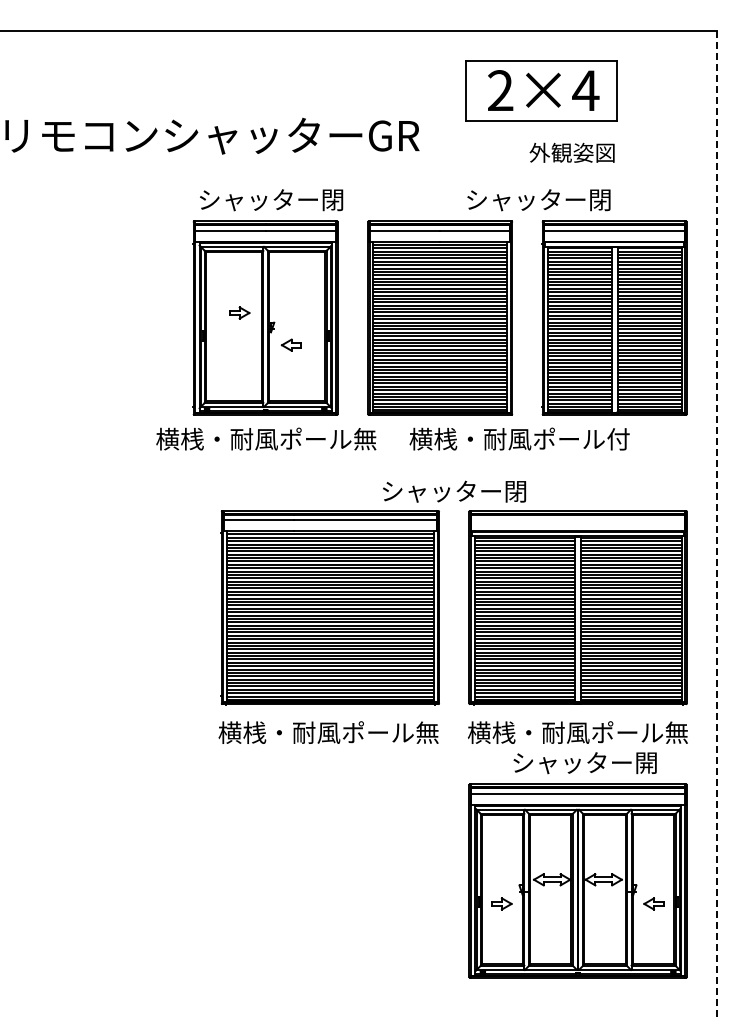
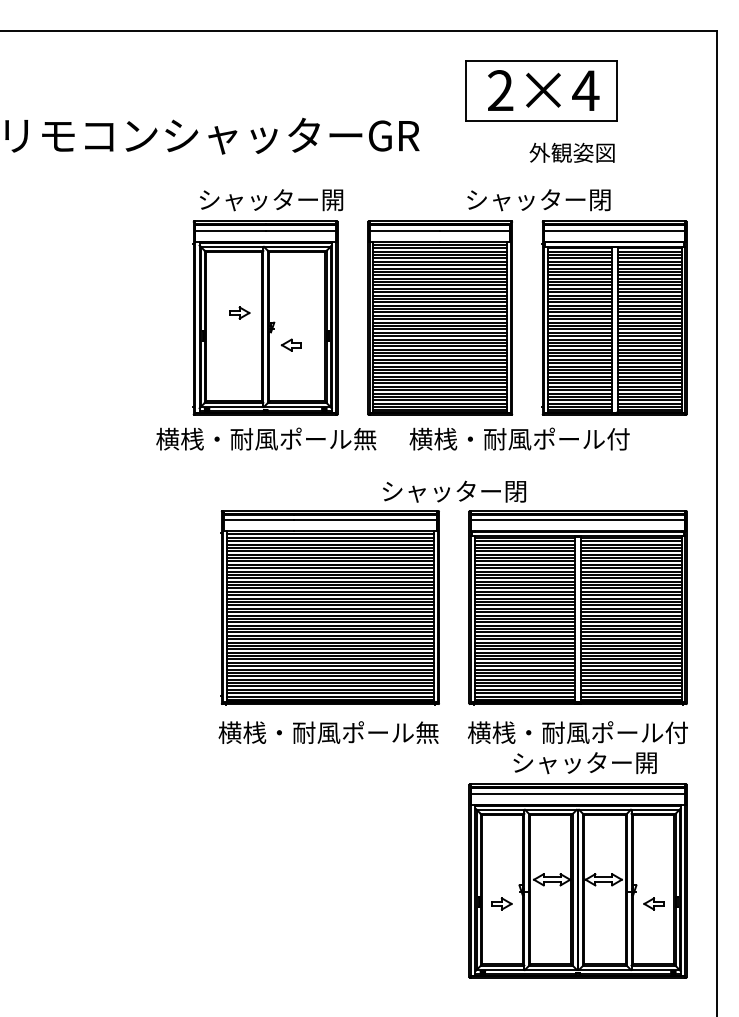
text: シャッター閉 -> シャッター開 (332, 202)
line: none -> present (577, 520)
line: dashed -> solid (717, 523)
text: 横桟・耐風ポール無 -> 横桟・耐風ポール付 (676, 732)
